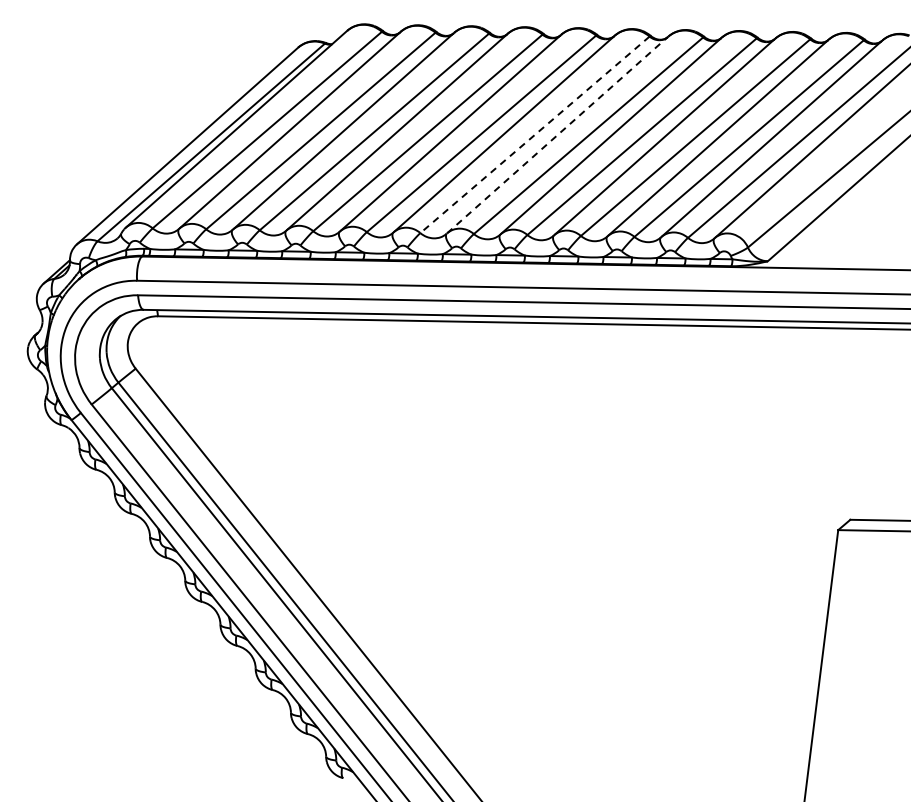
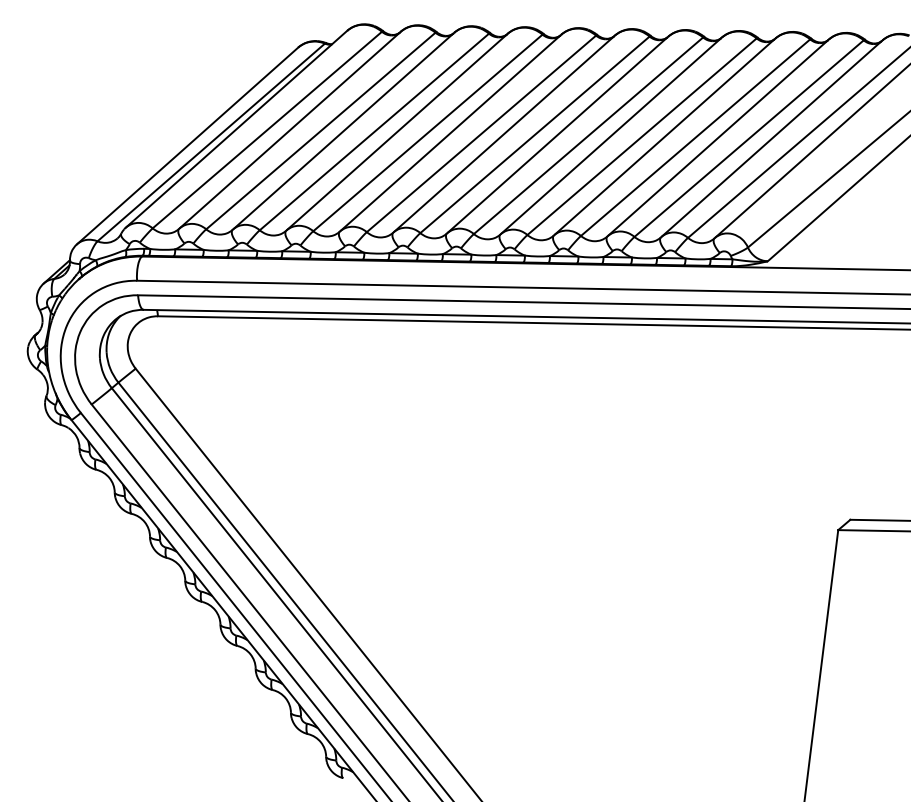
line: dashed -> solid (535, 134)
line: dashed -> solid (558, 134)
